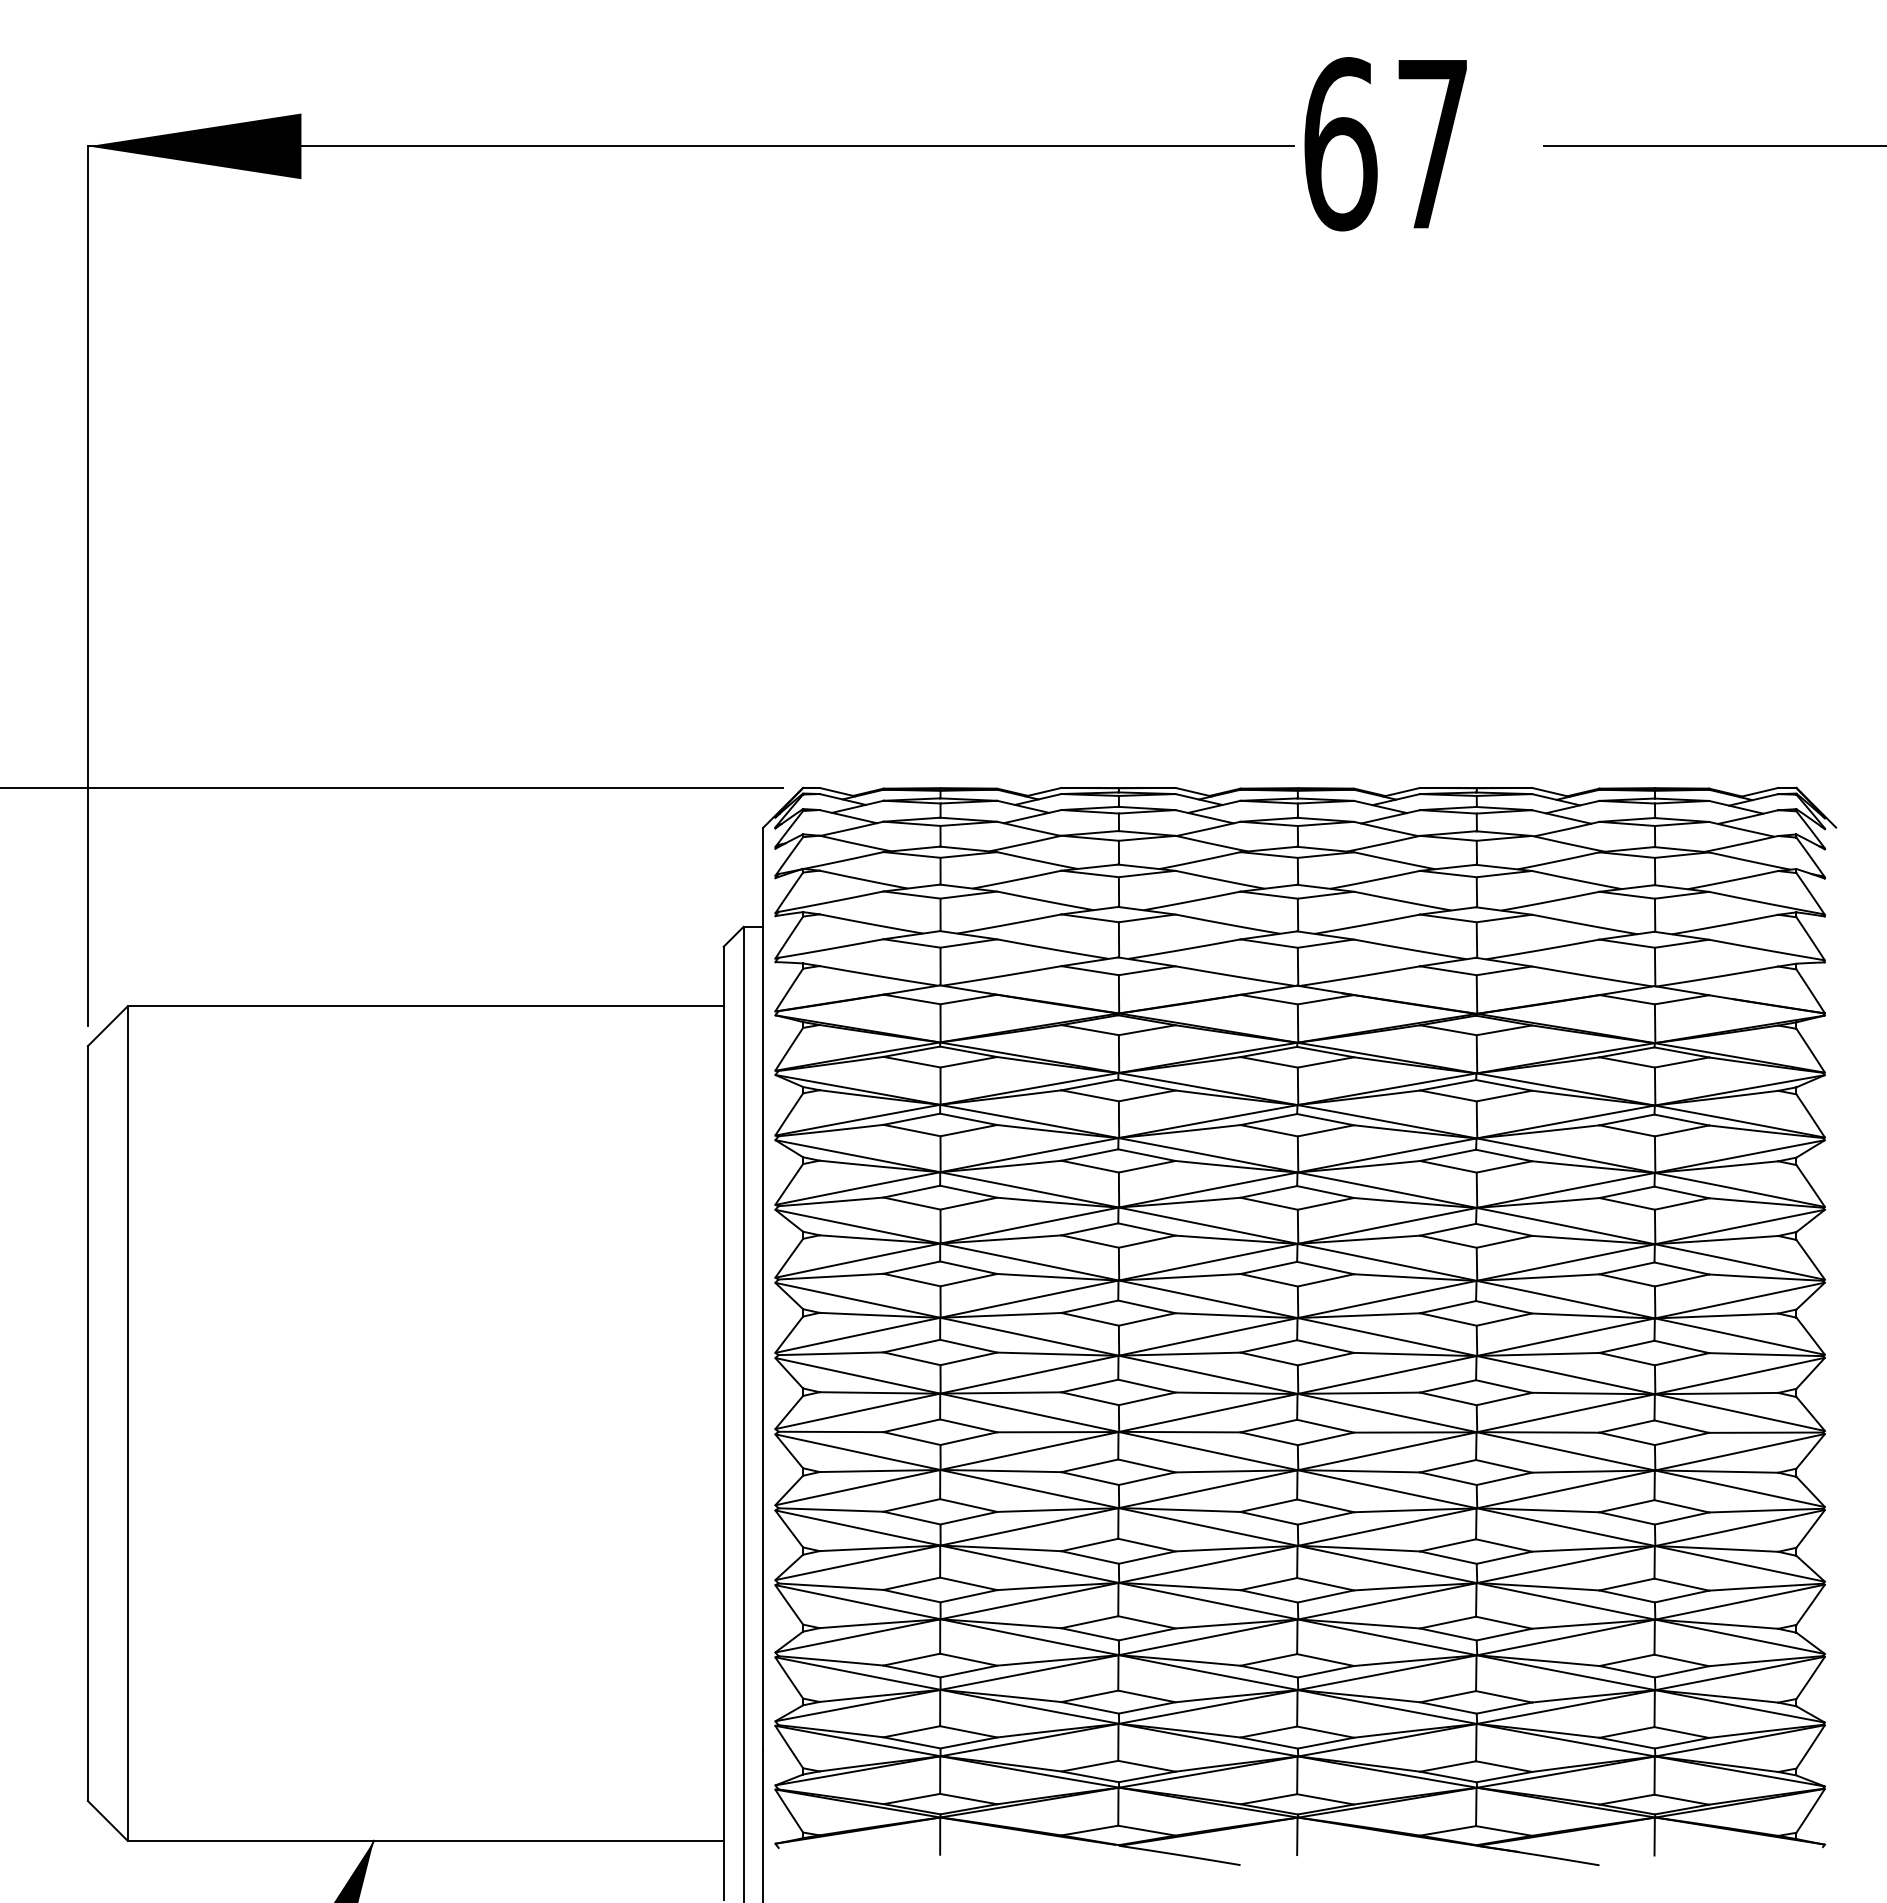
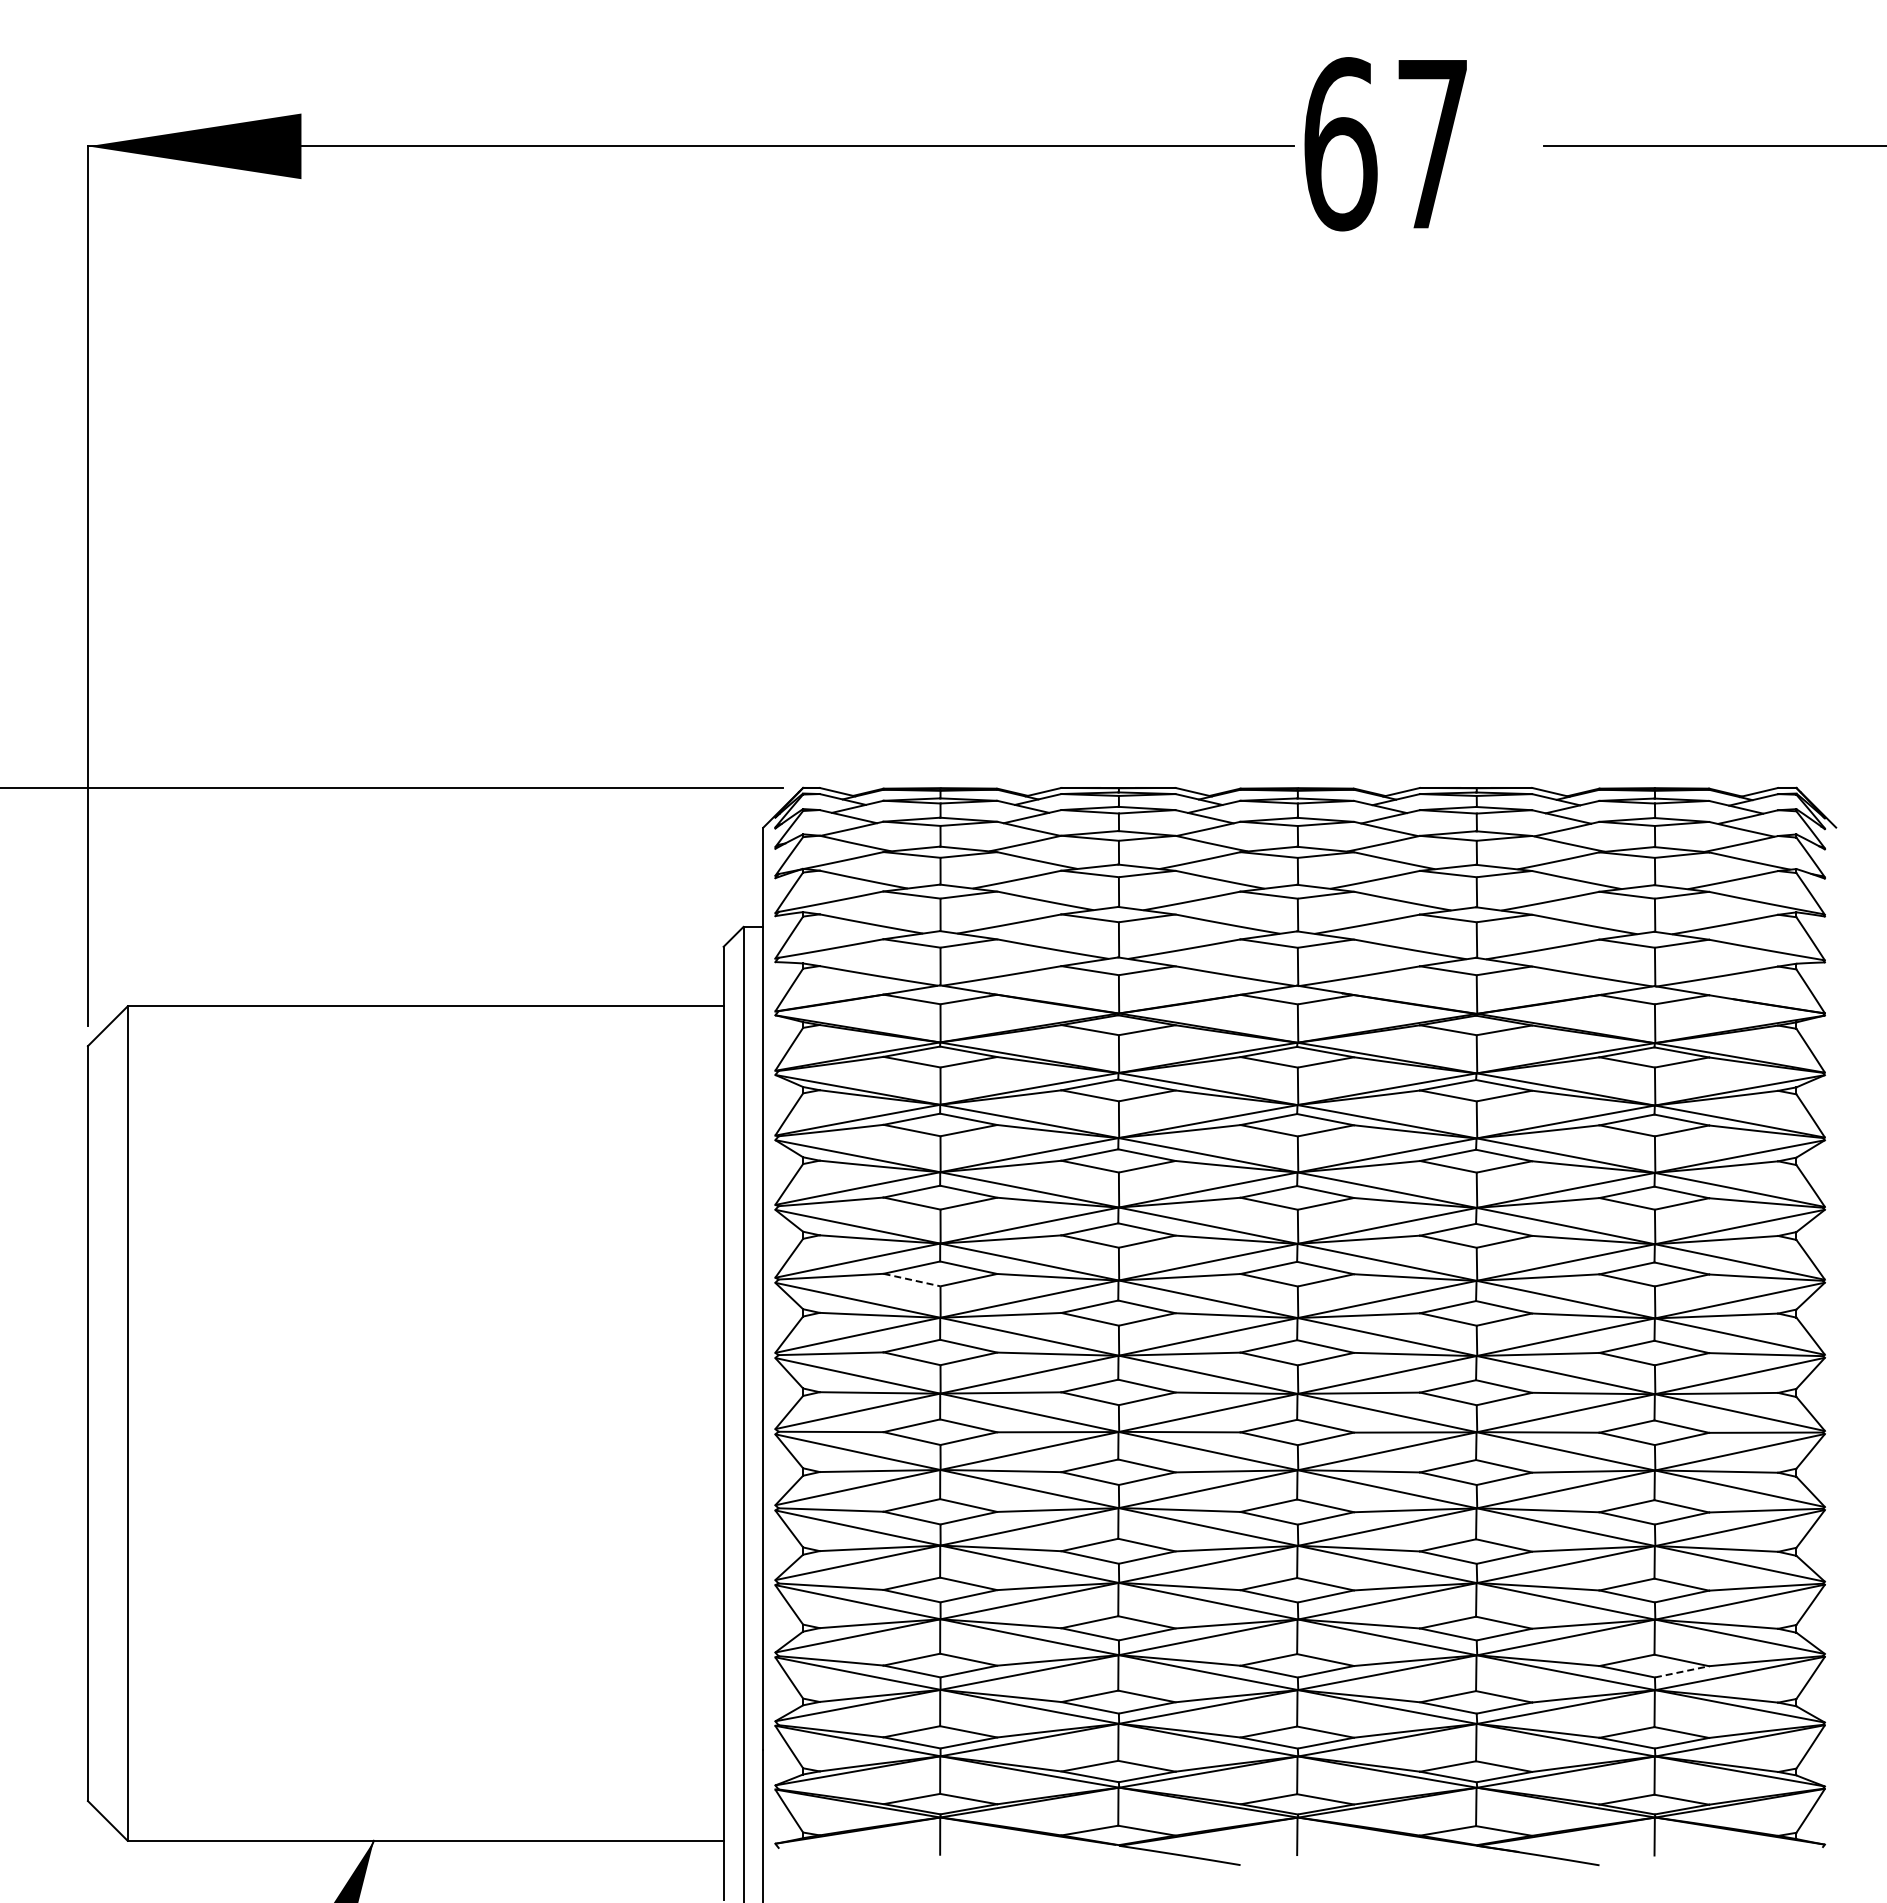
line: solid -> dashed (912, 1280)
line: solid -> dashed (1682, 1671)
